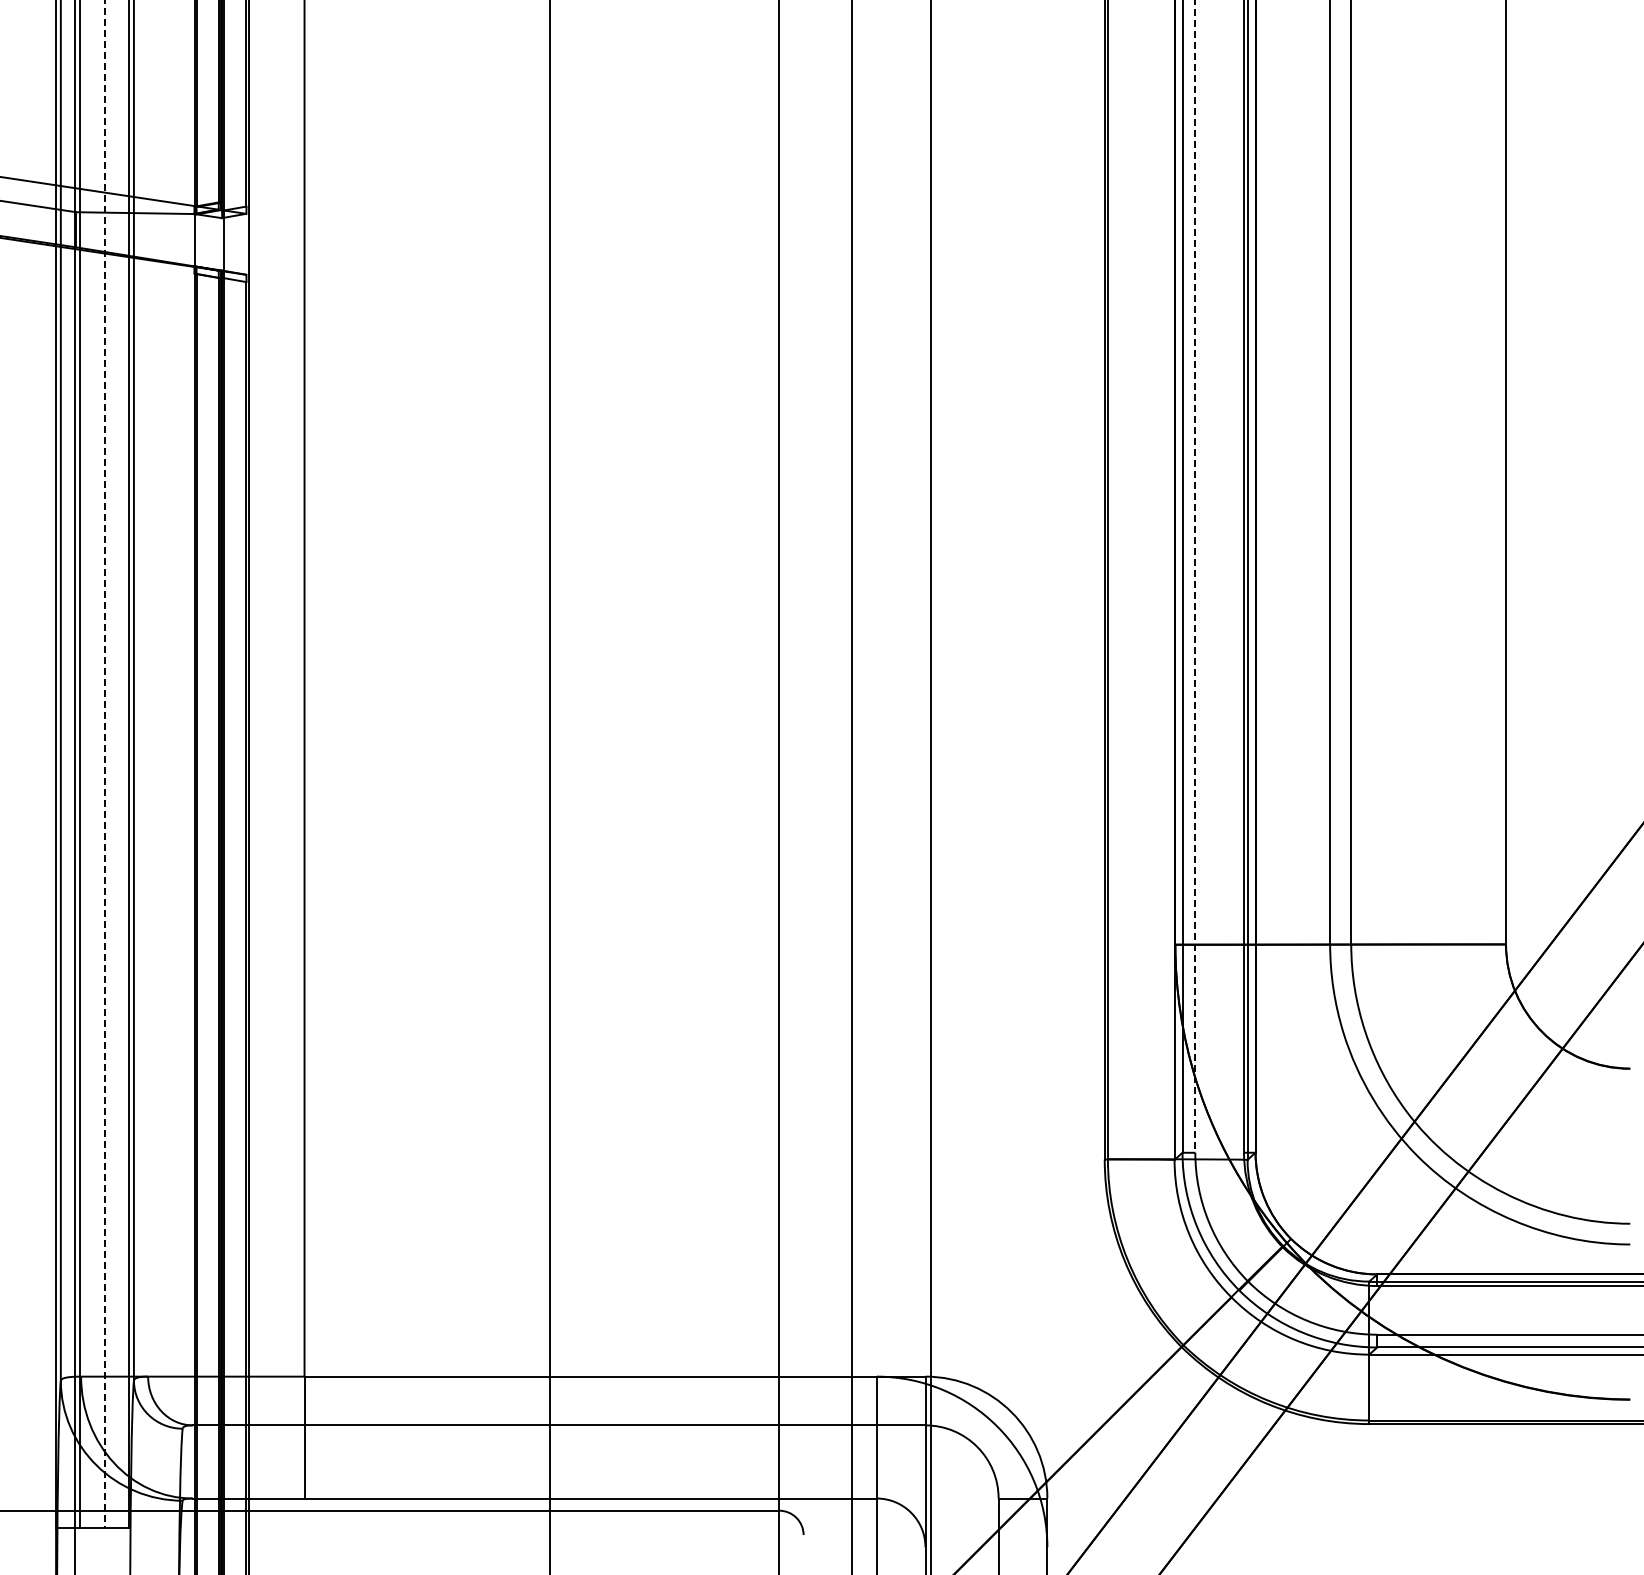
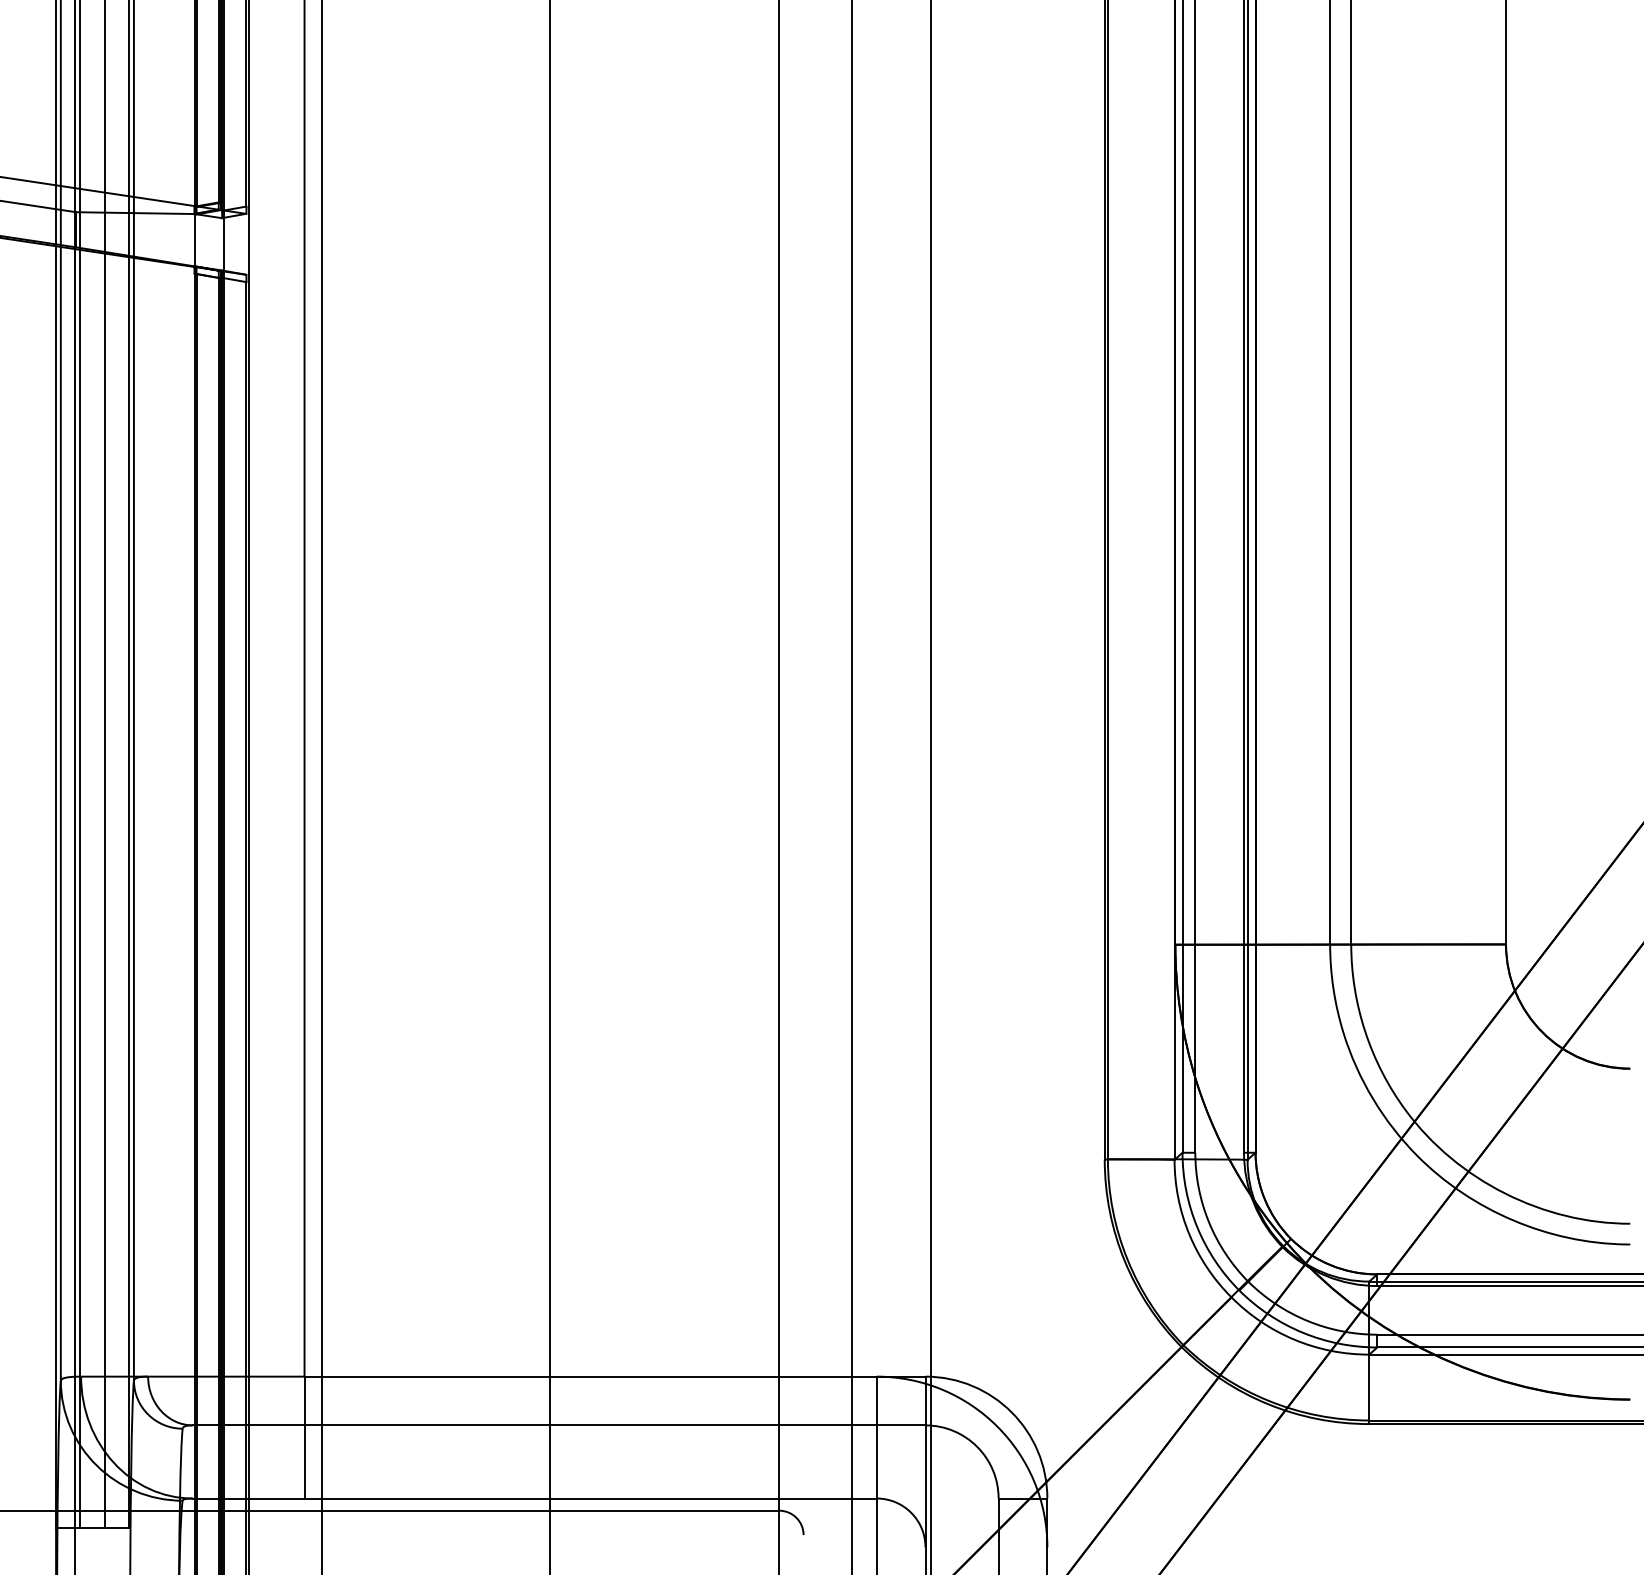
line: dashed -> solid (1195, 576)
line: dashed -> solid (104, 763)
line: none -> present (321, 786)
